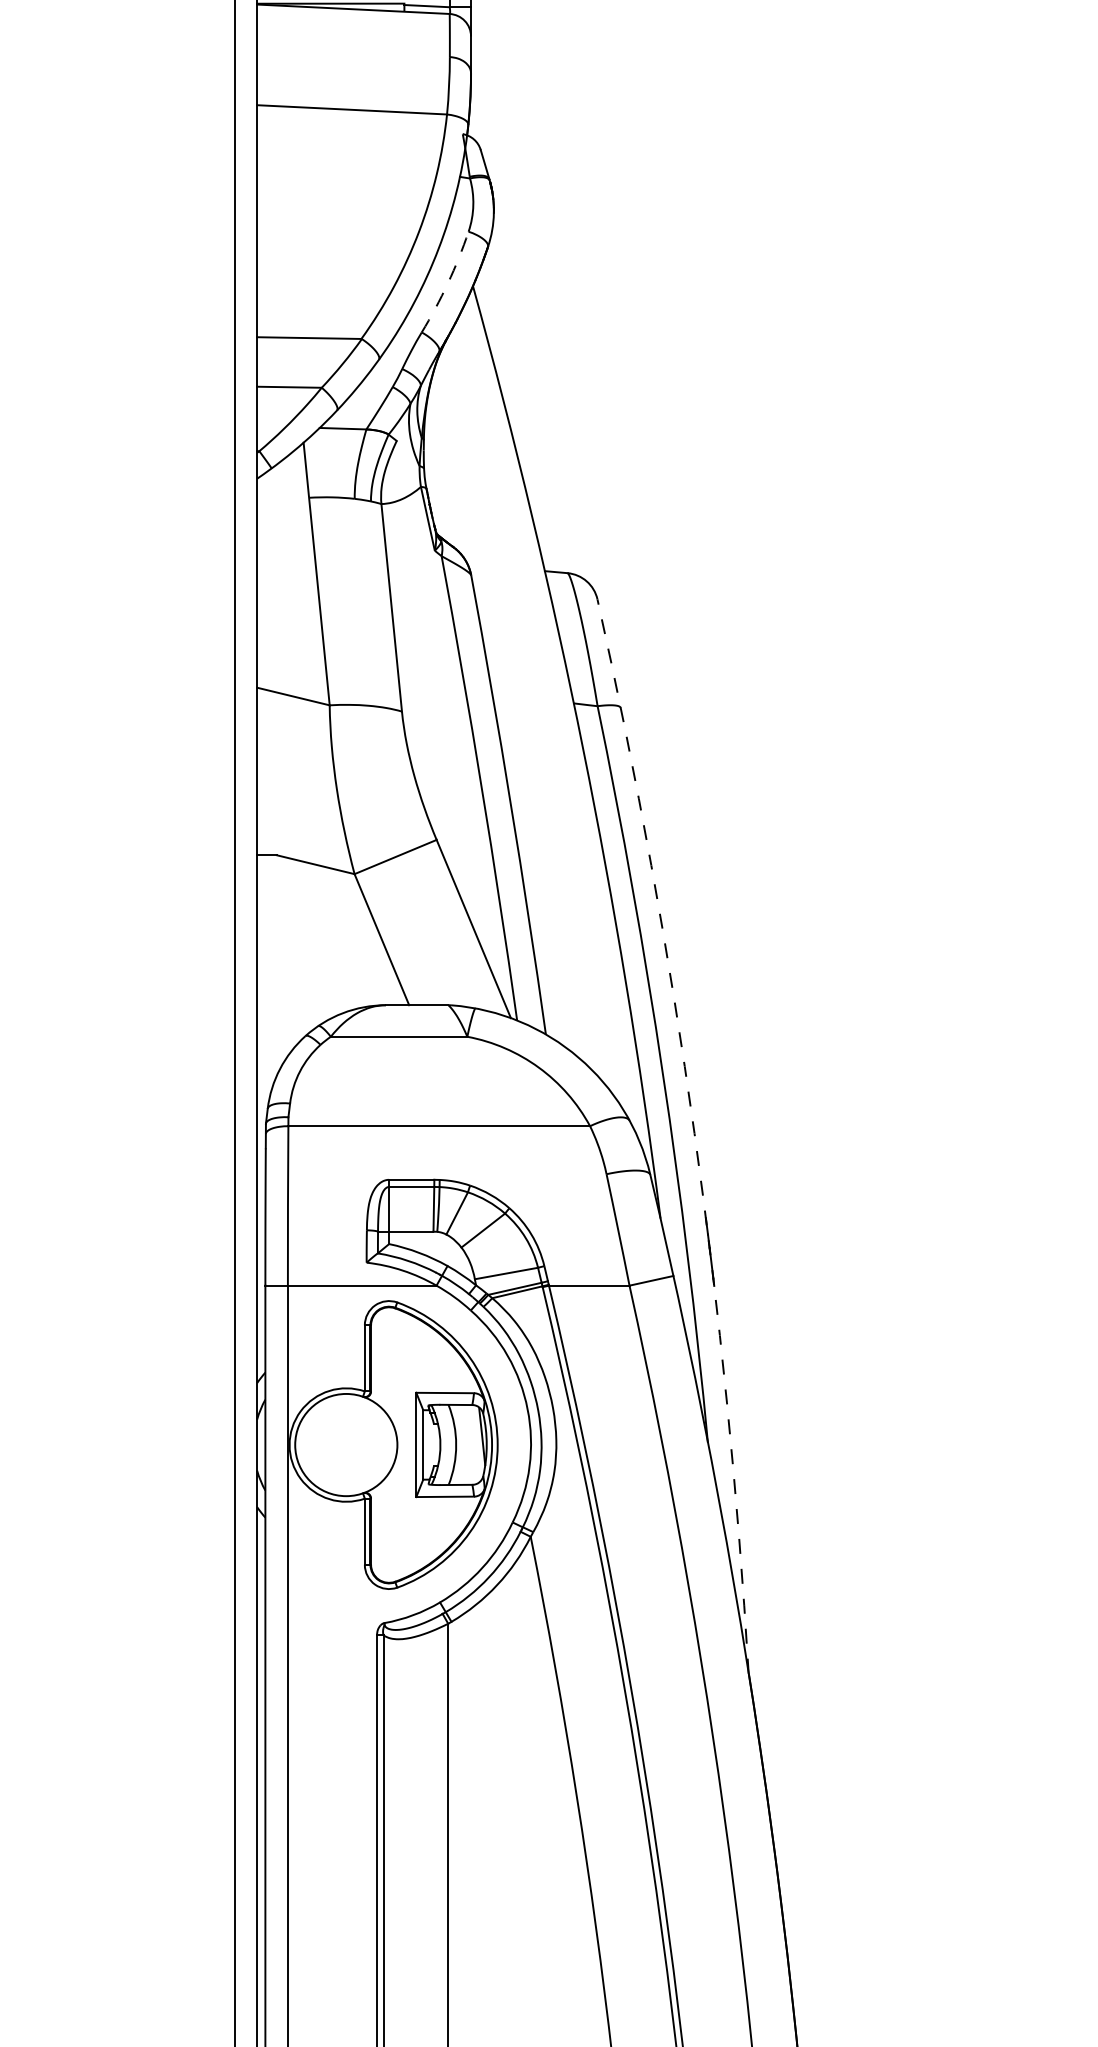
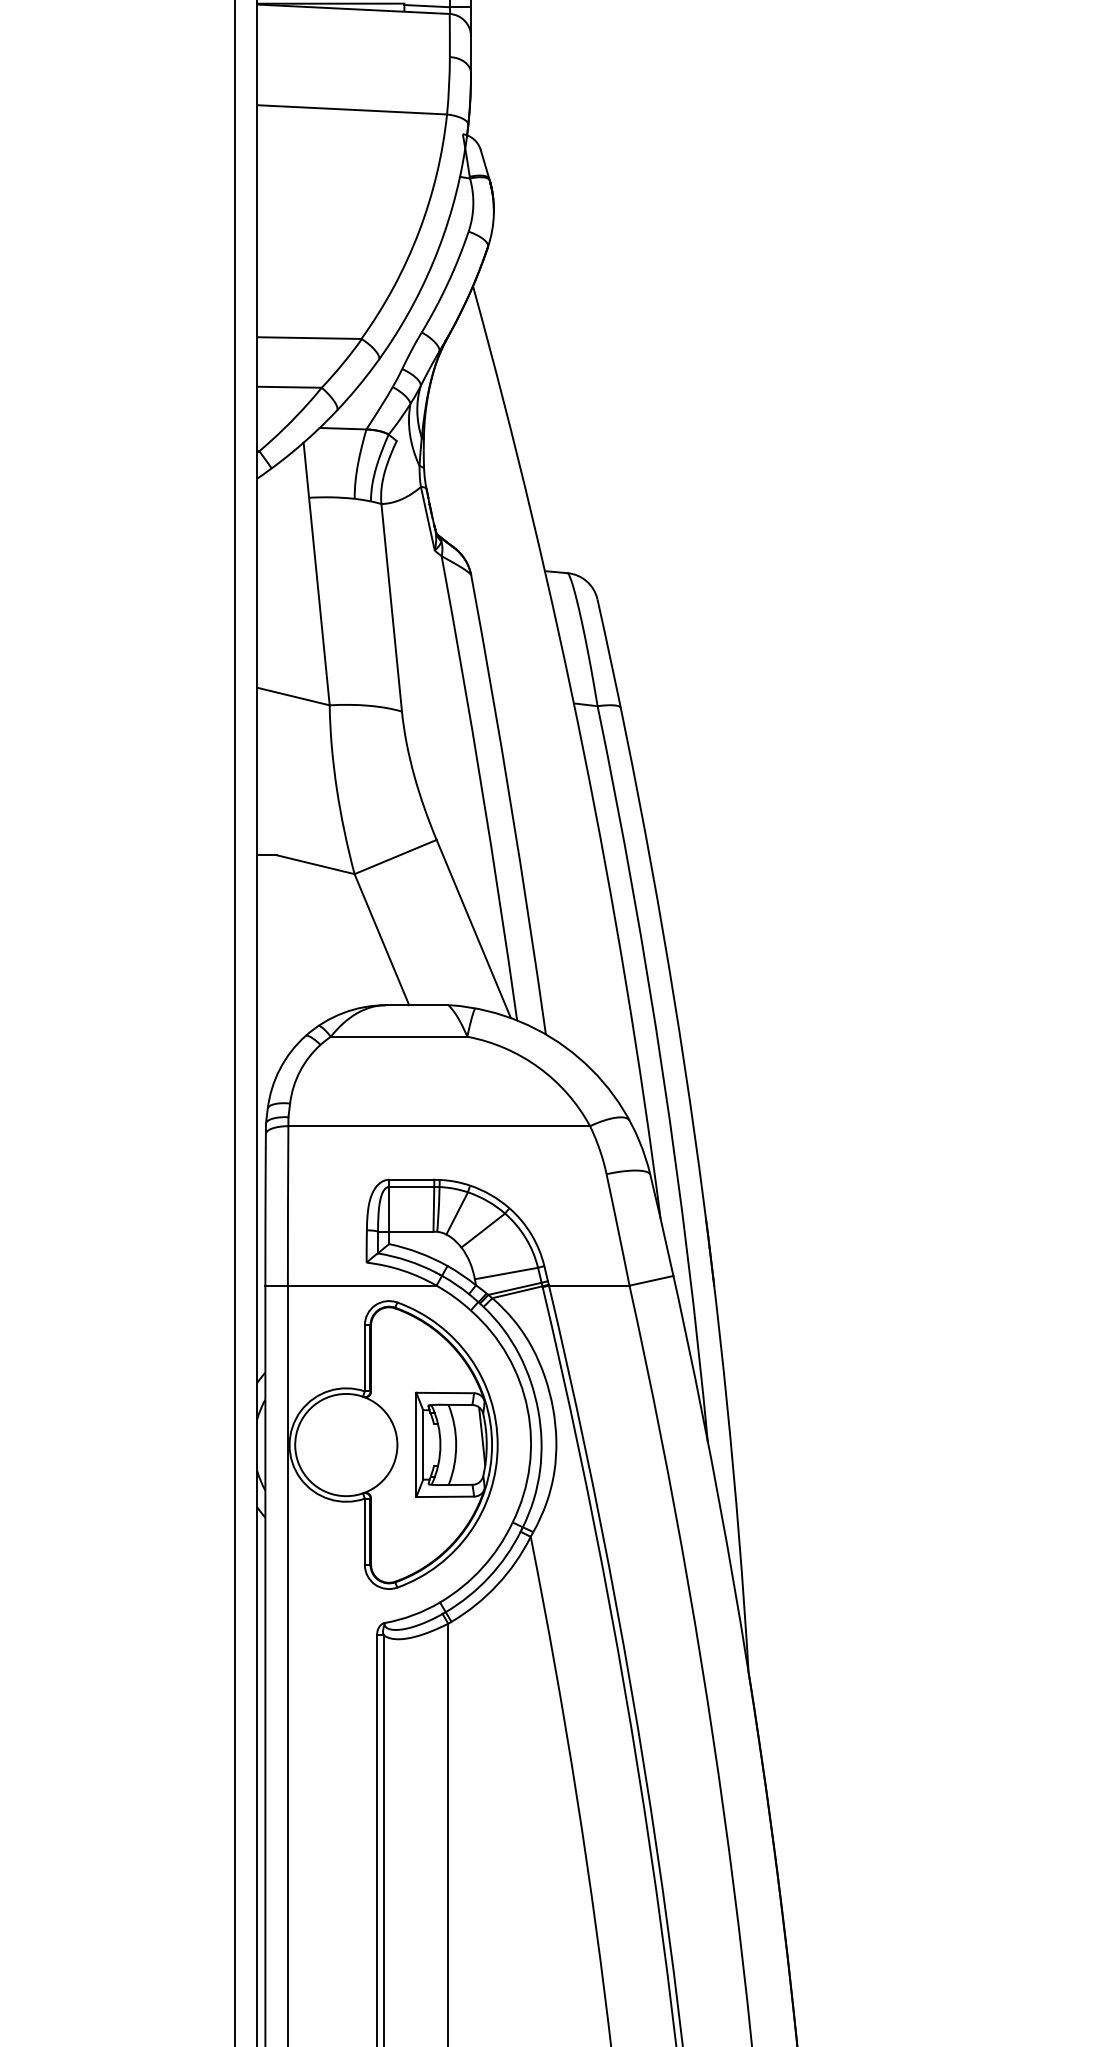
arc: dashed -> solid (447, 283)
arc: dashed -> solid (694, 1133)
